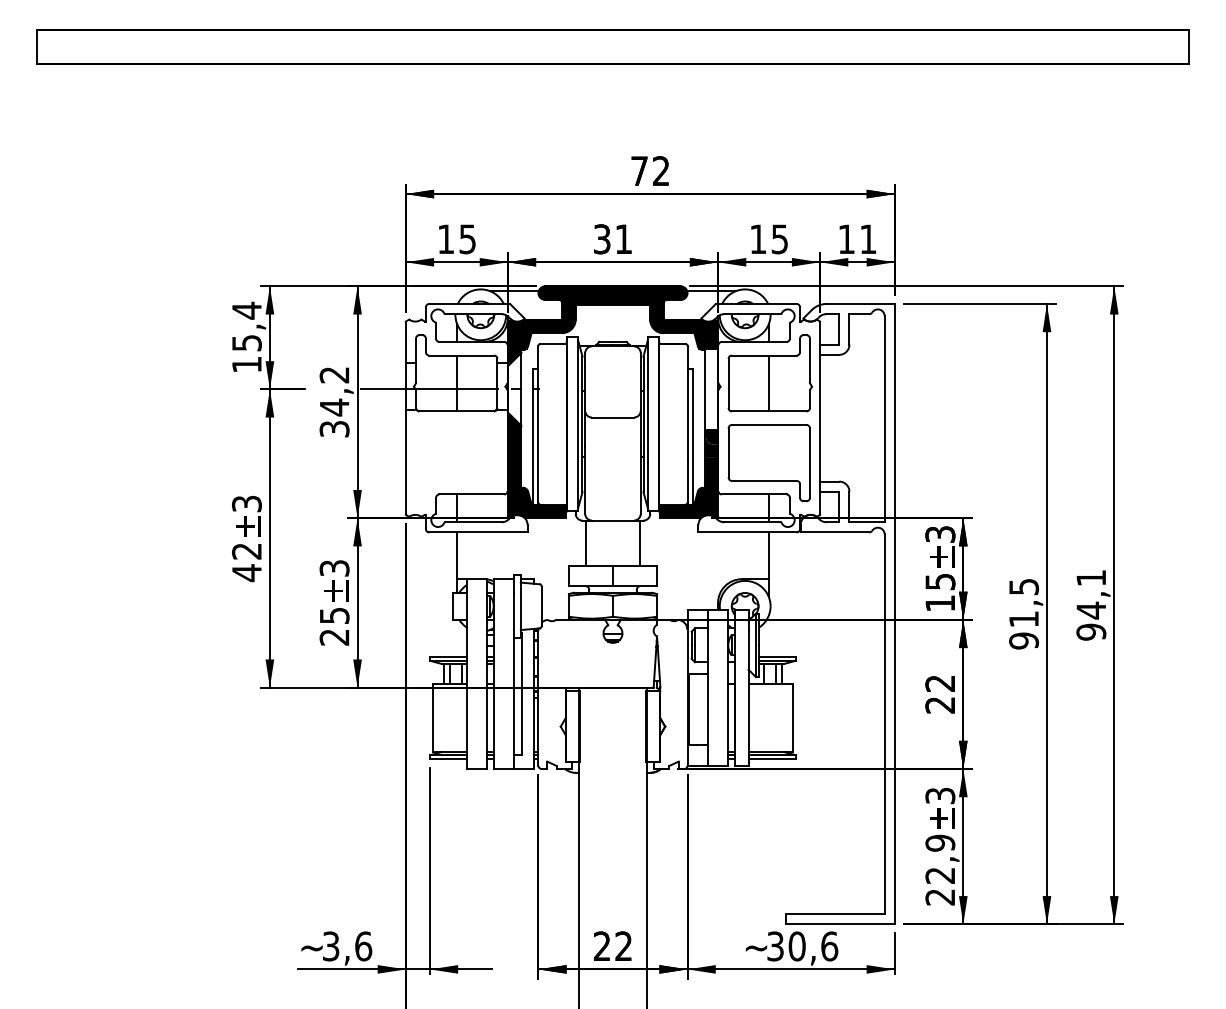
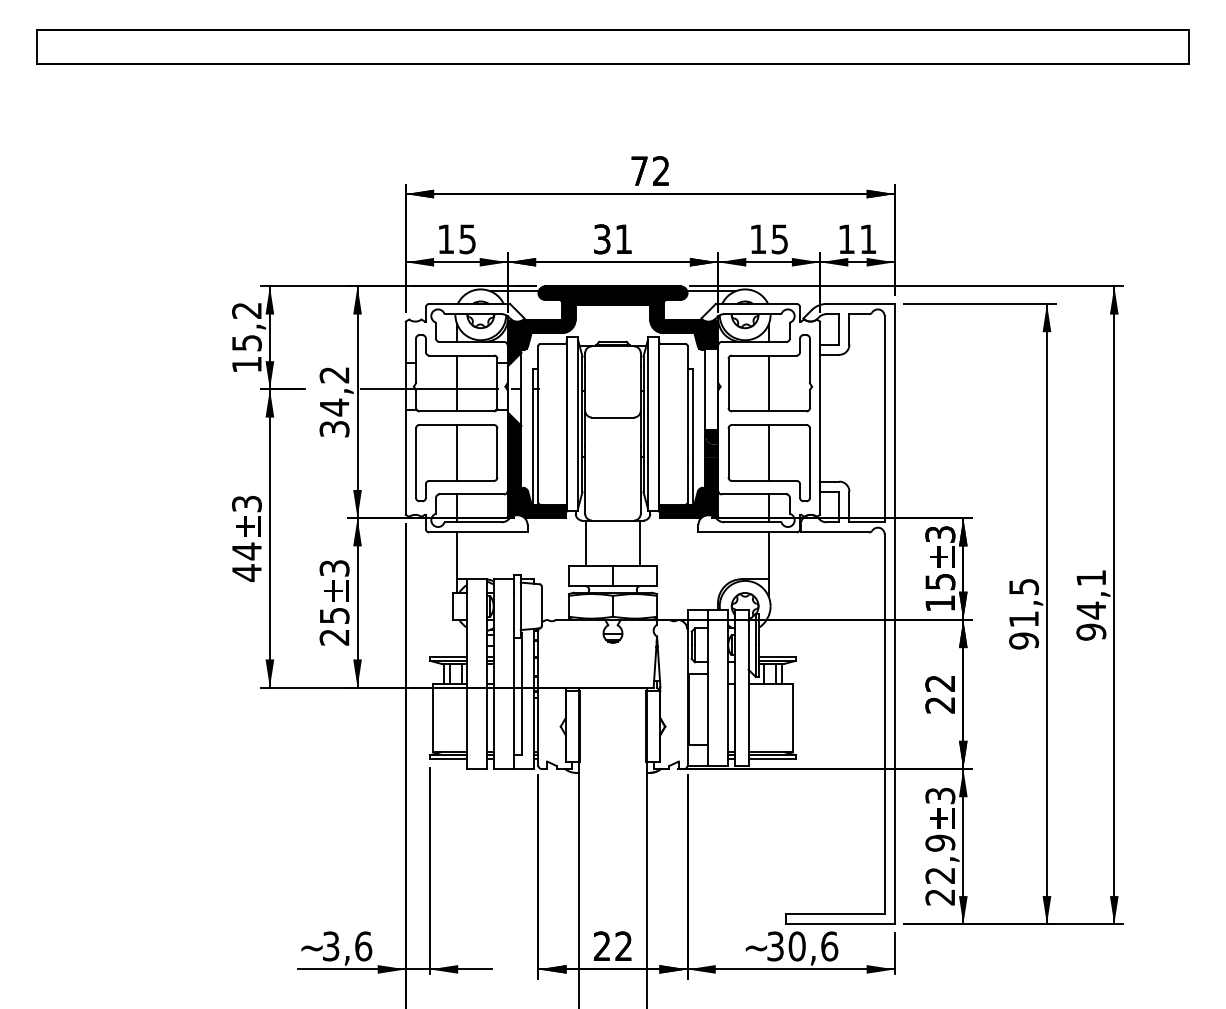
text: 15,4 -> 15,2 (246, 310)
line: none -> present (768, 452)
part: none -> present (456, 462)
text: 42 -> 44 (246, 551)
